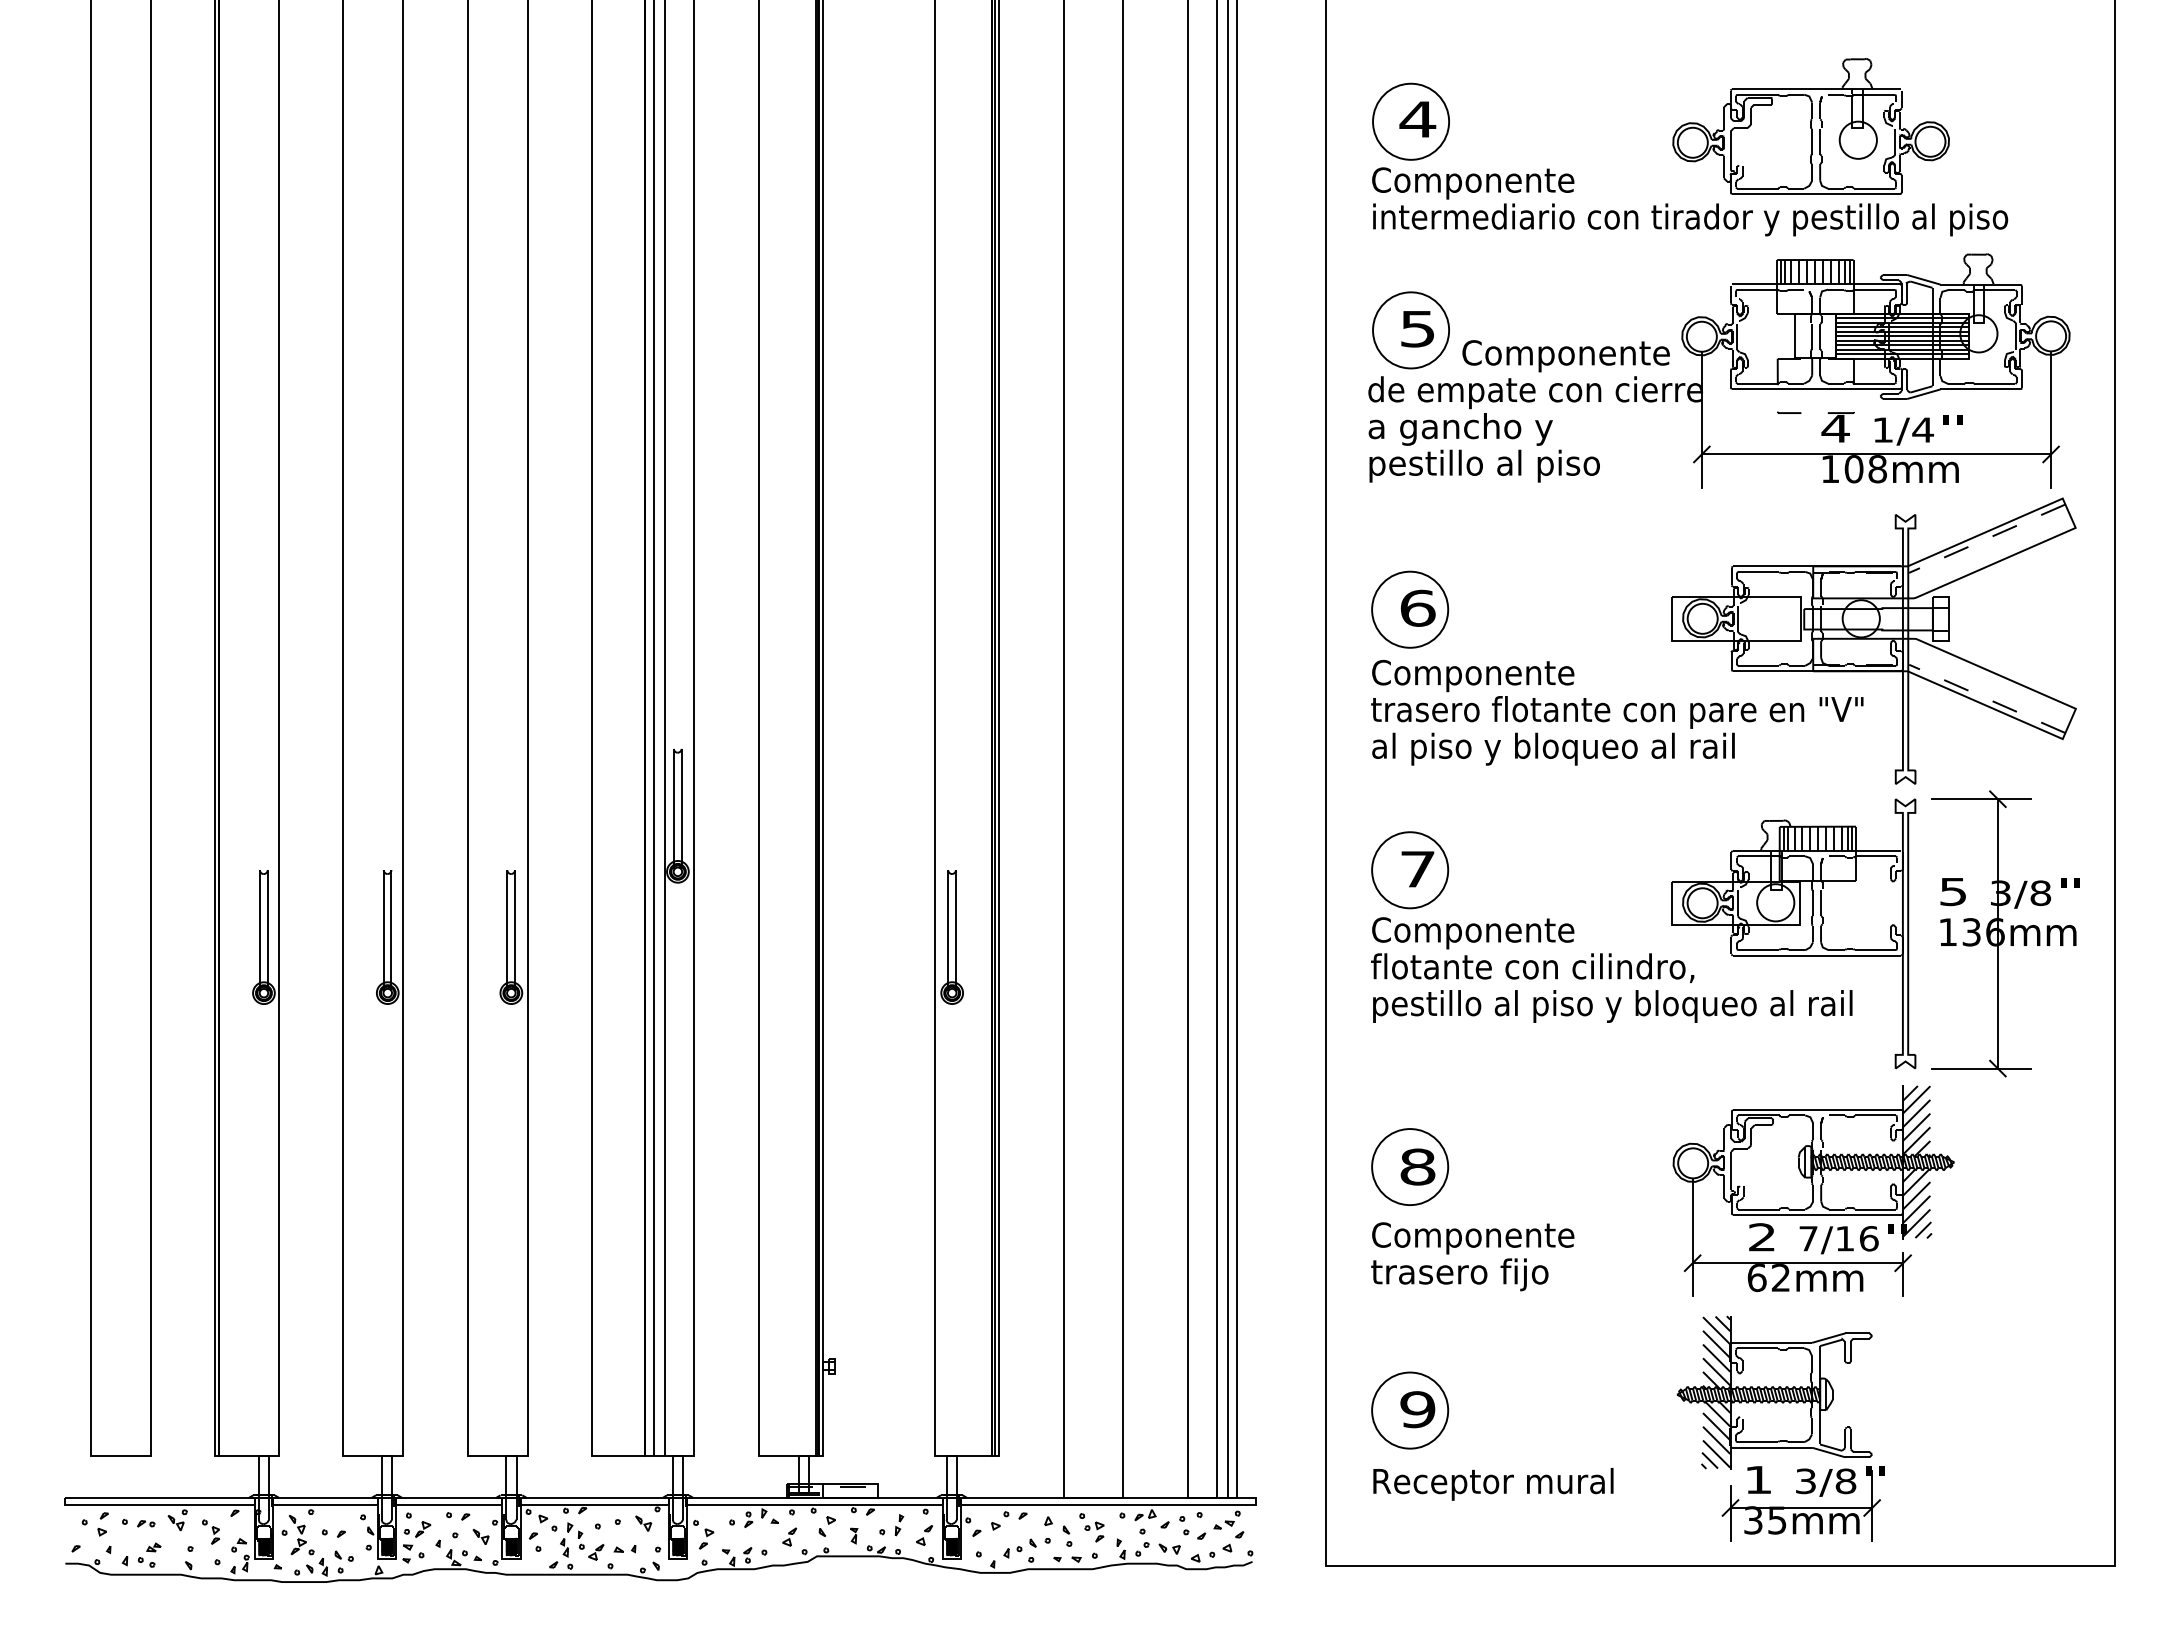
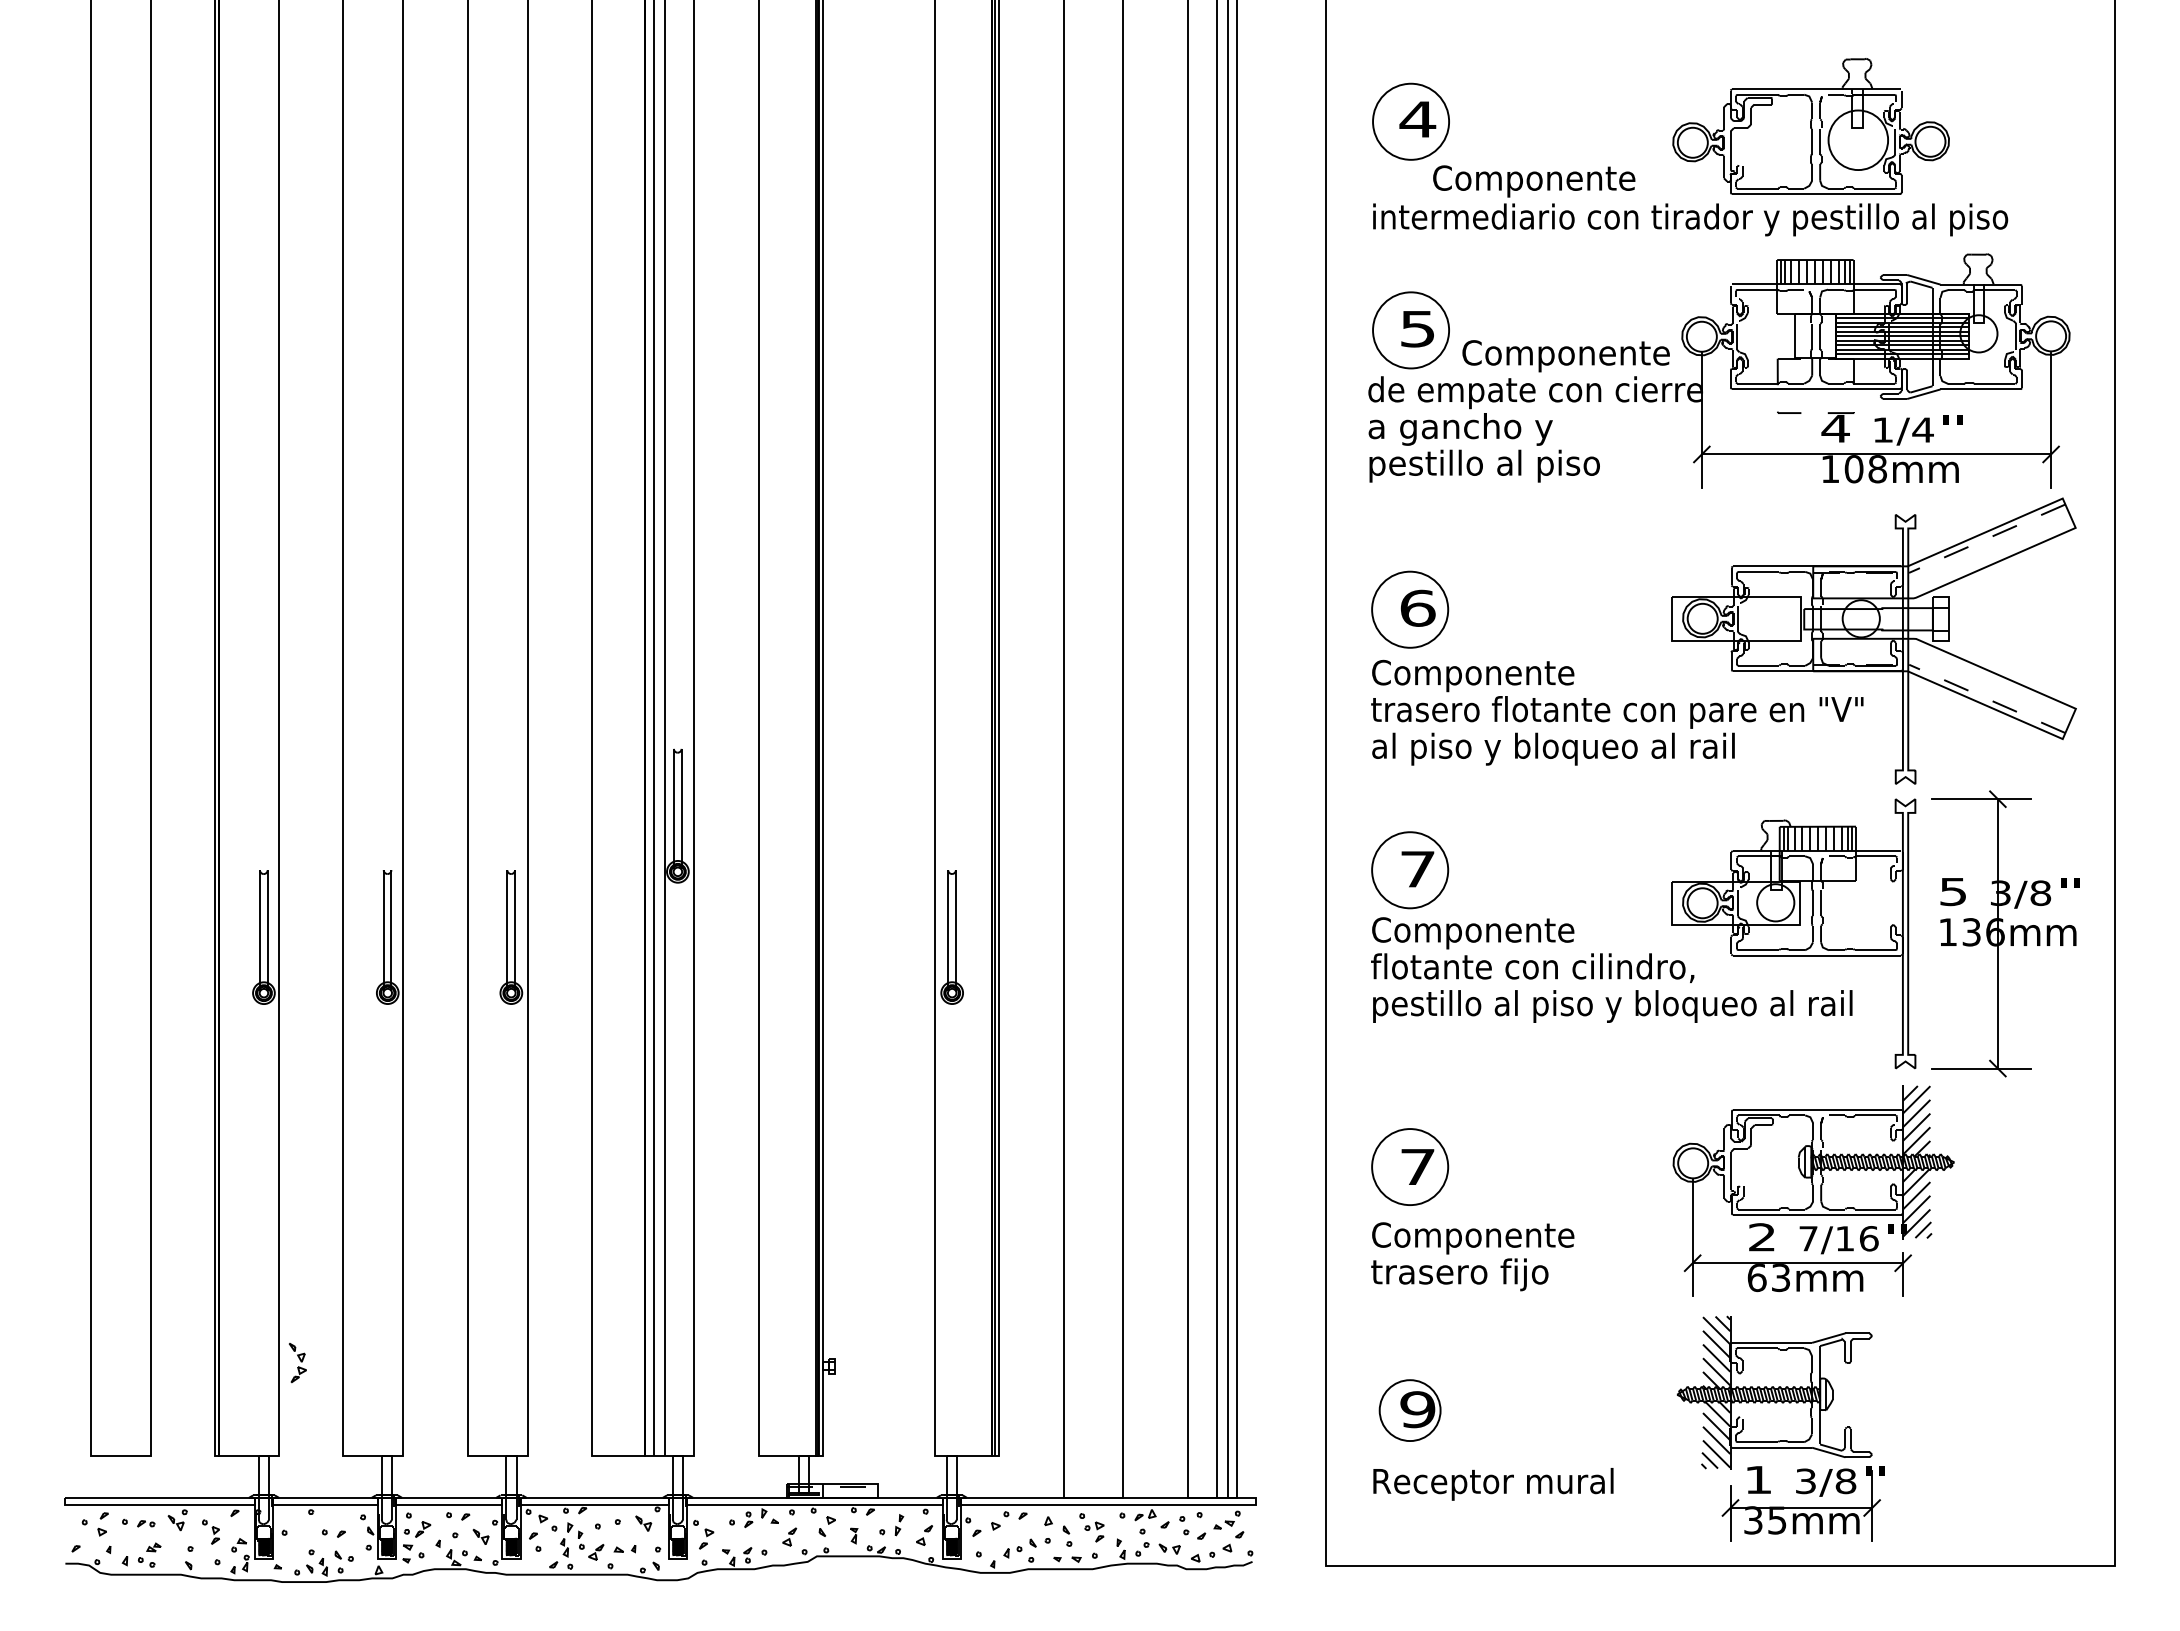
circle diameter: 37 px -> 60 px (1858, 140)
text position: (1473, 183) -> (1534, 181) (1534, 181)
text: 8 -> 7 (1417, 1166)
text: 62mm -> 63mm (1780, 1278)
circle diameter: 76 px -> 61 px (1409, 1410)
part position: (297, 1535) -> (297, 1363) (297, 1363)
